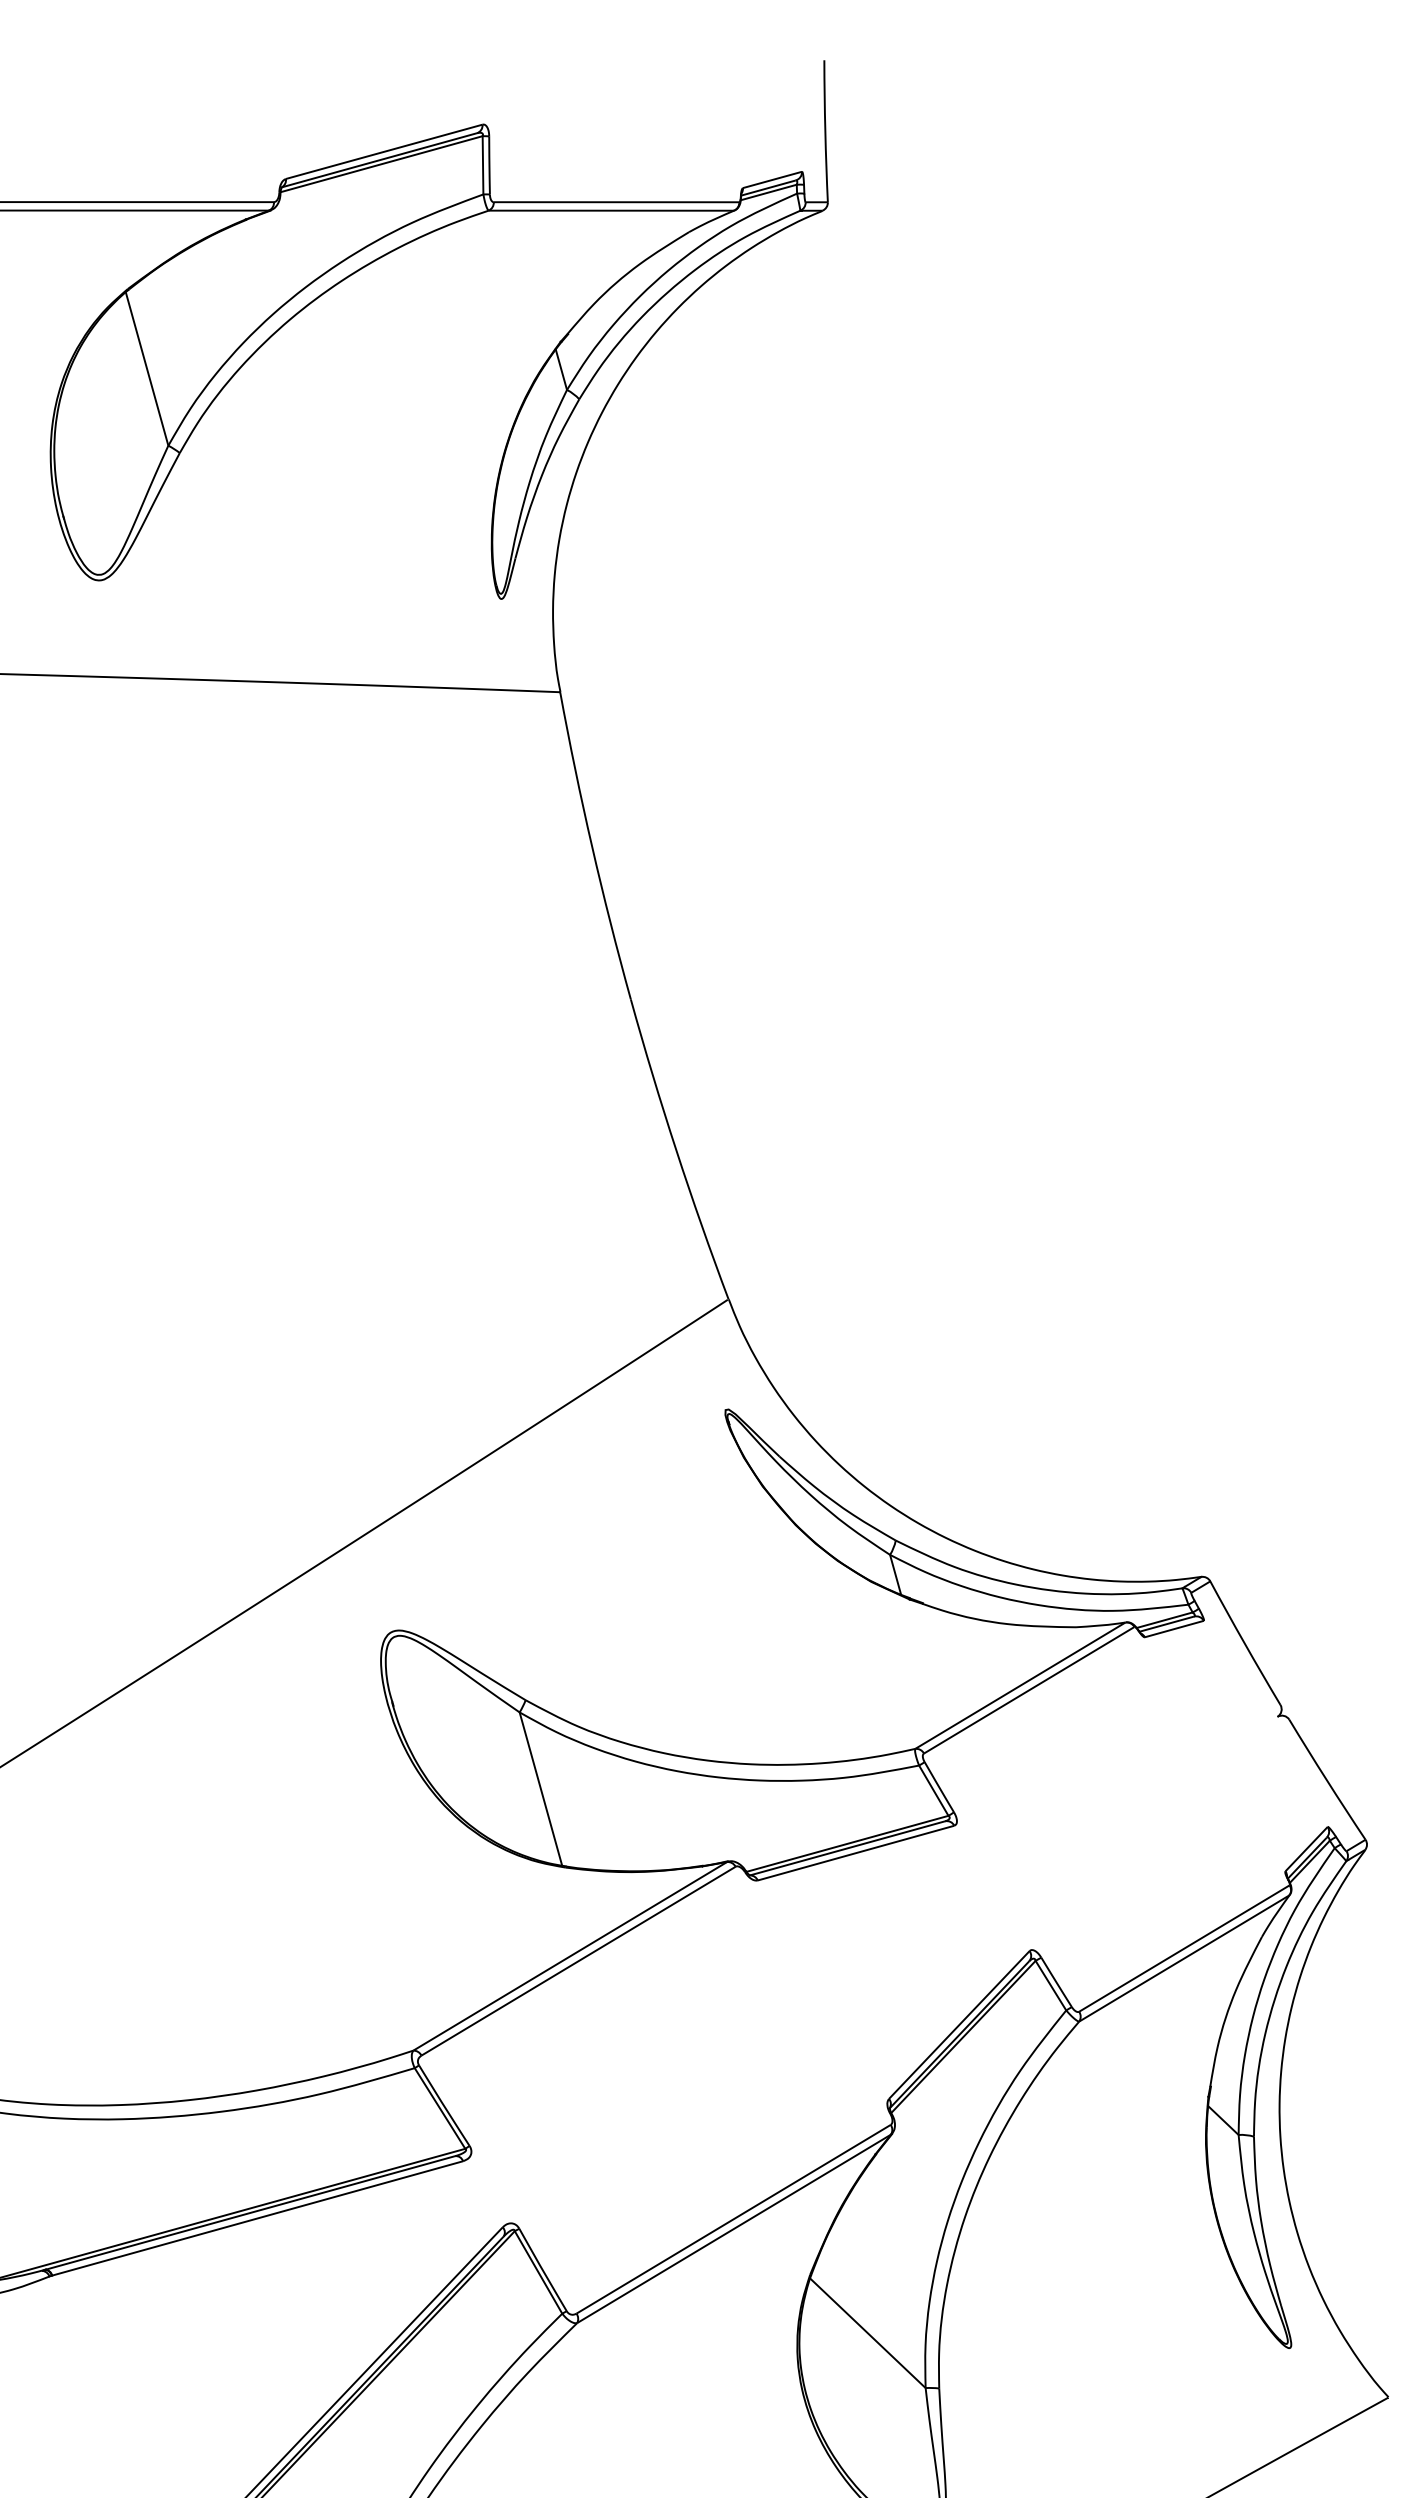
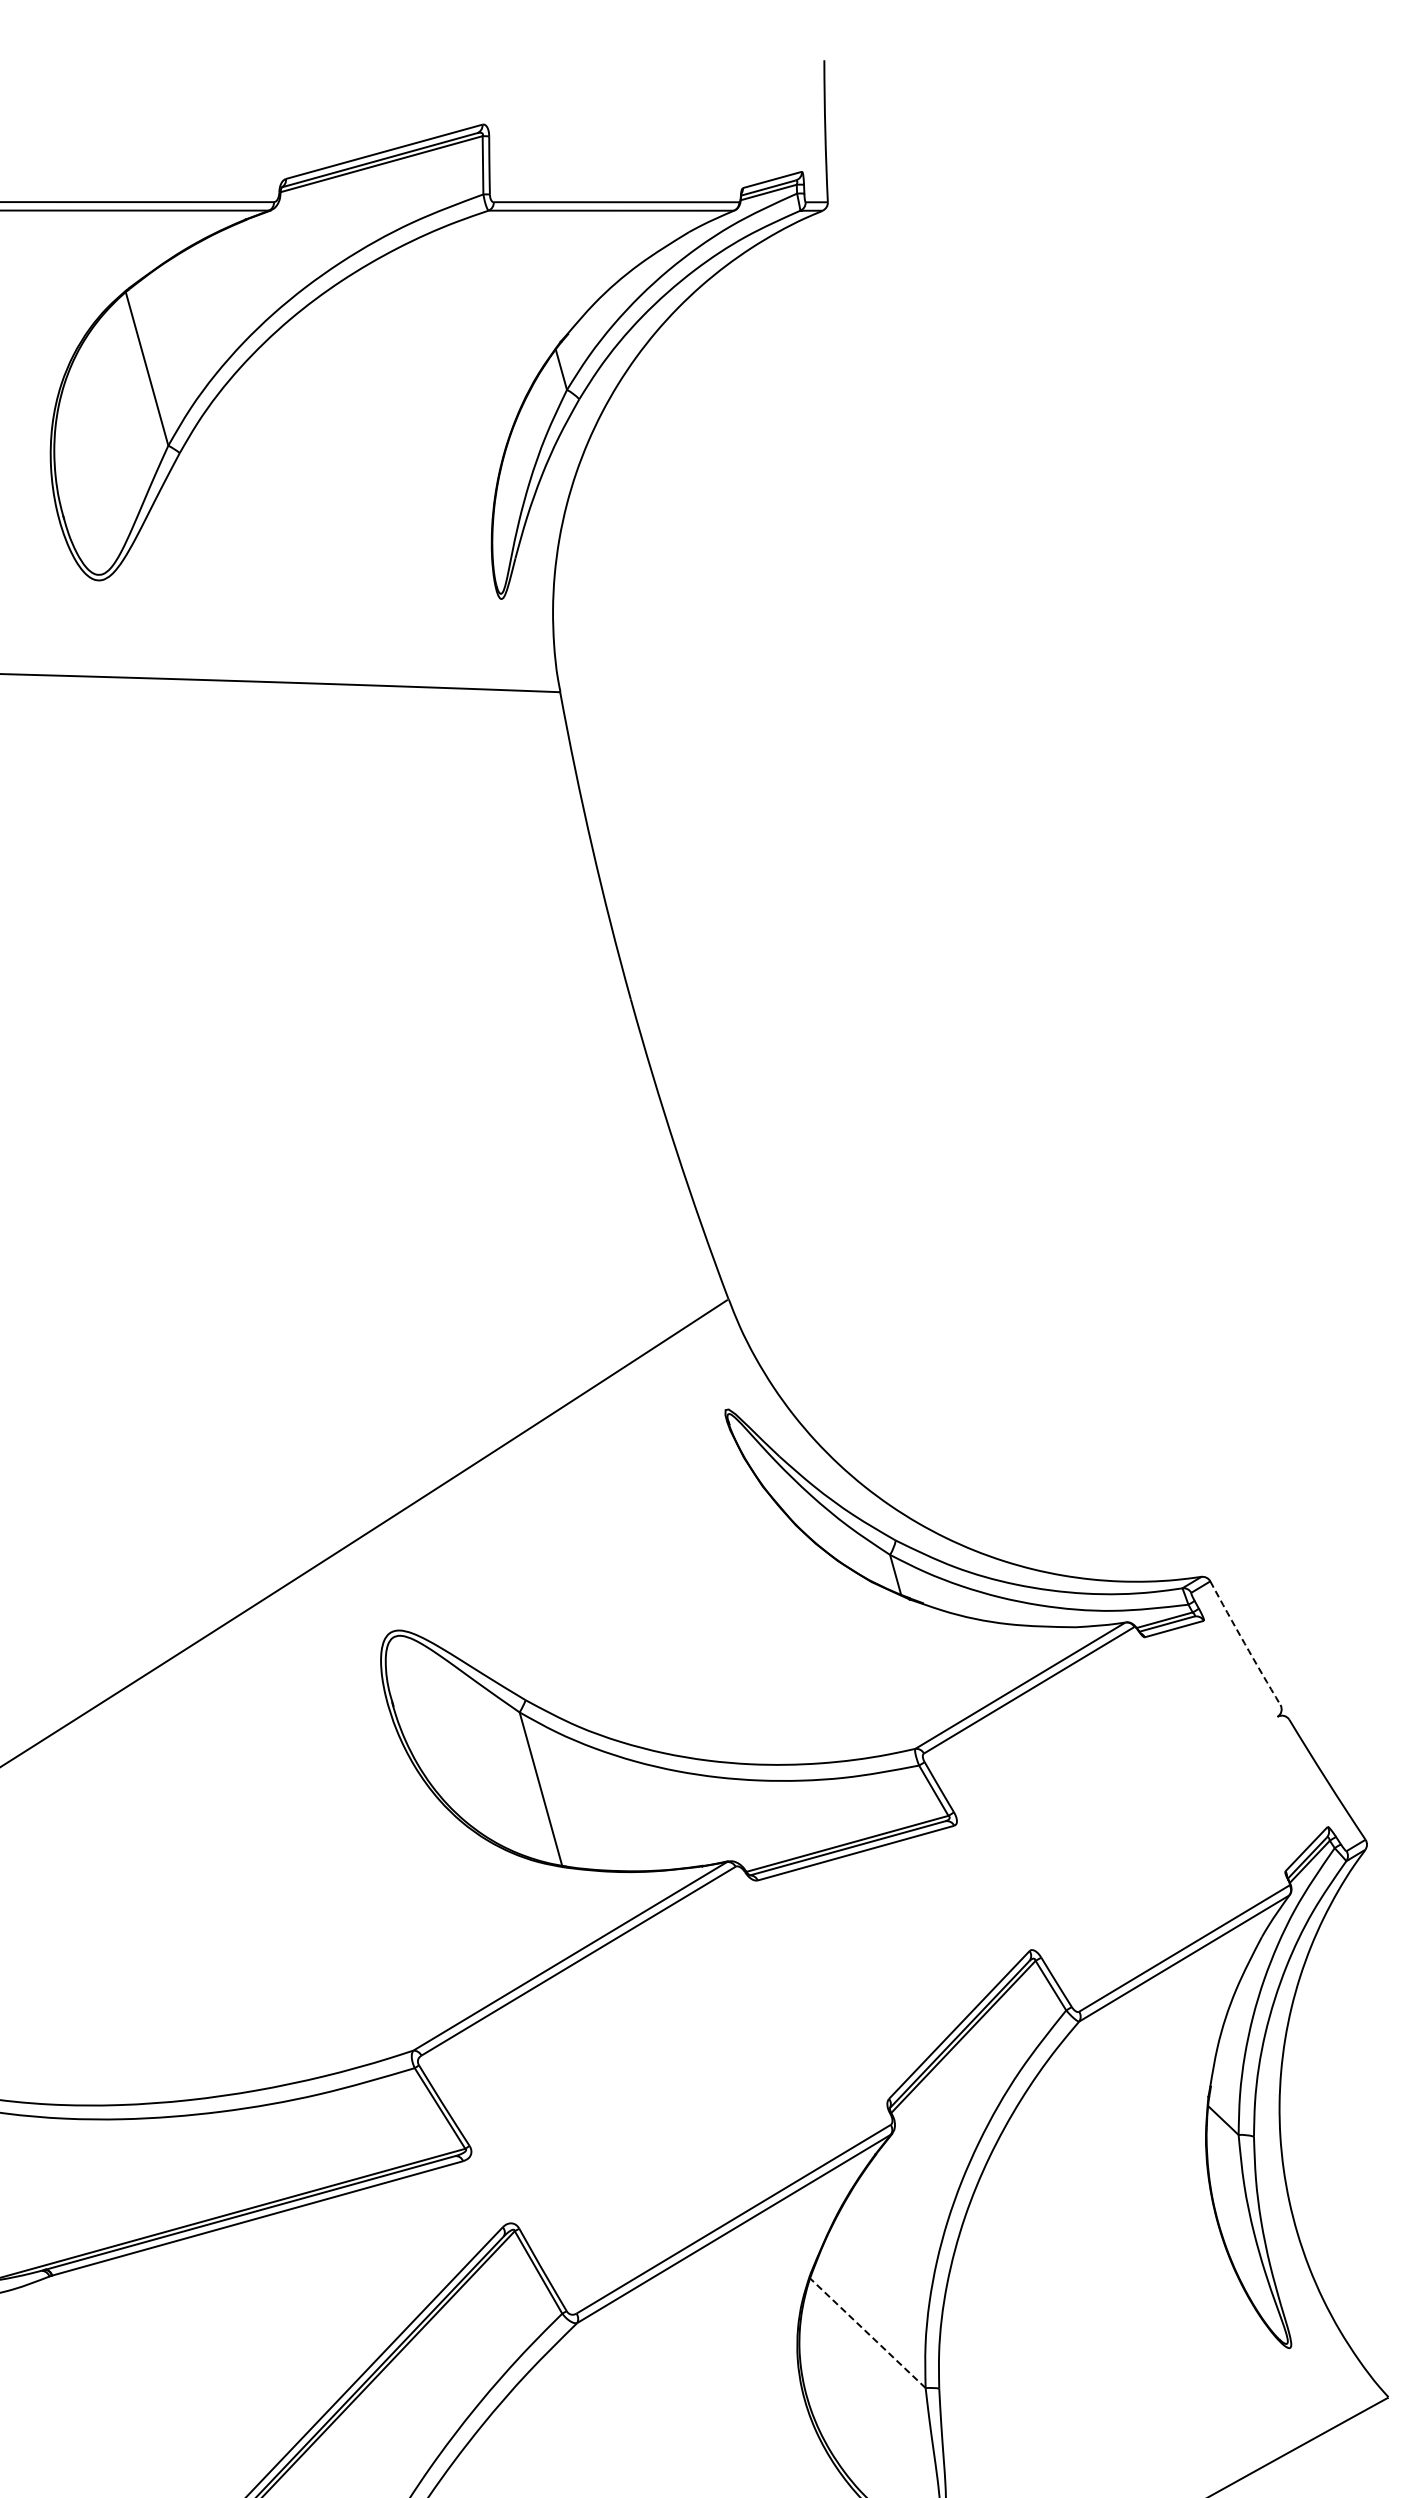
arc: solid -> dashed (1244, 1643)
line: solid -> dashed (867, 2333)
